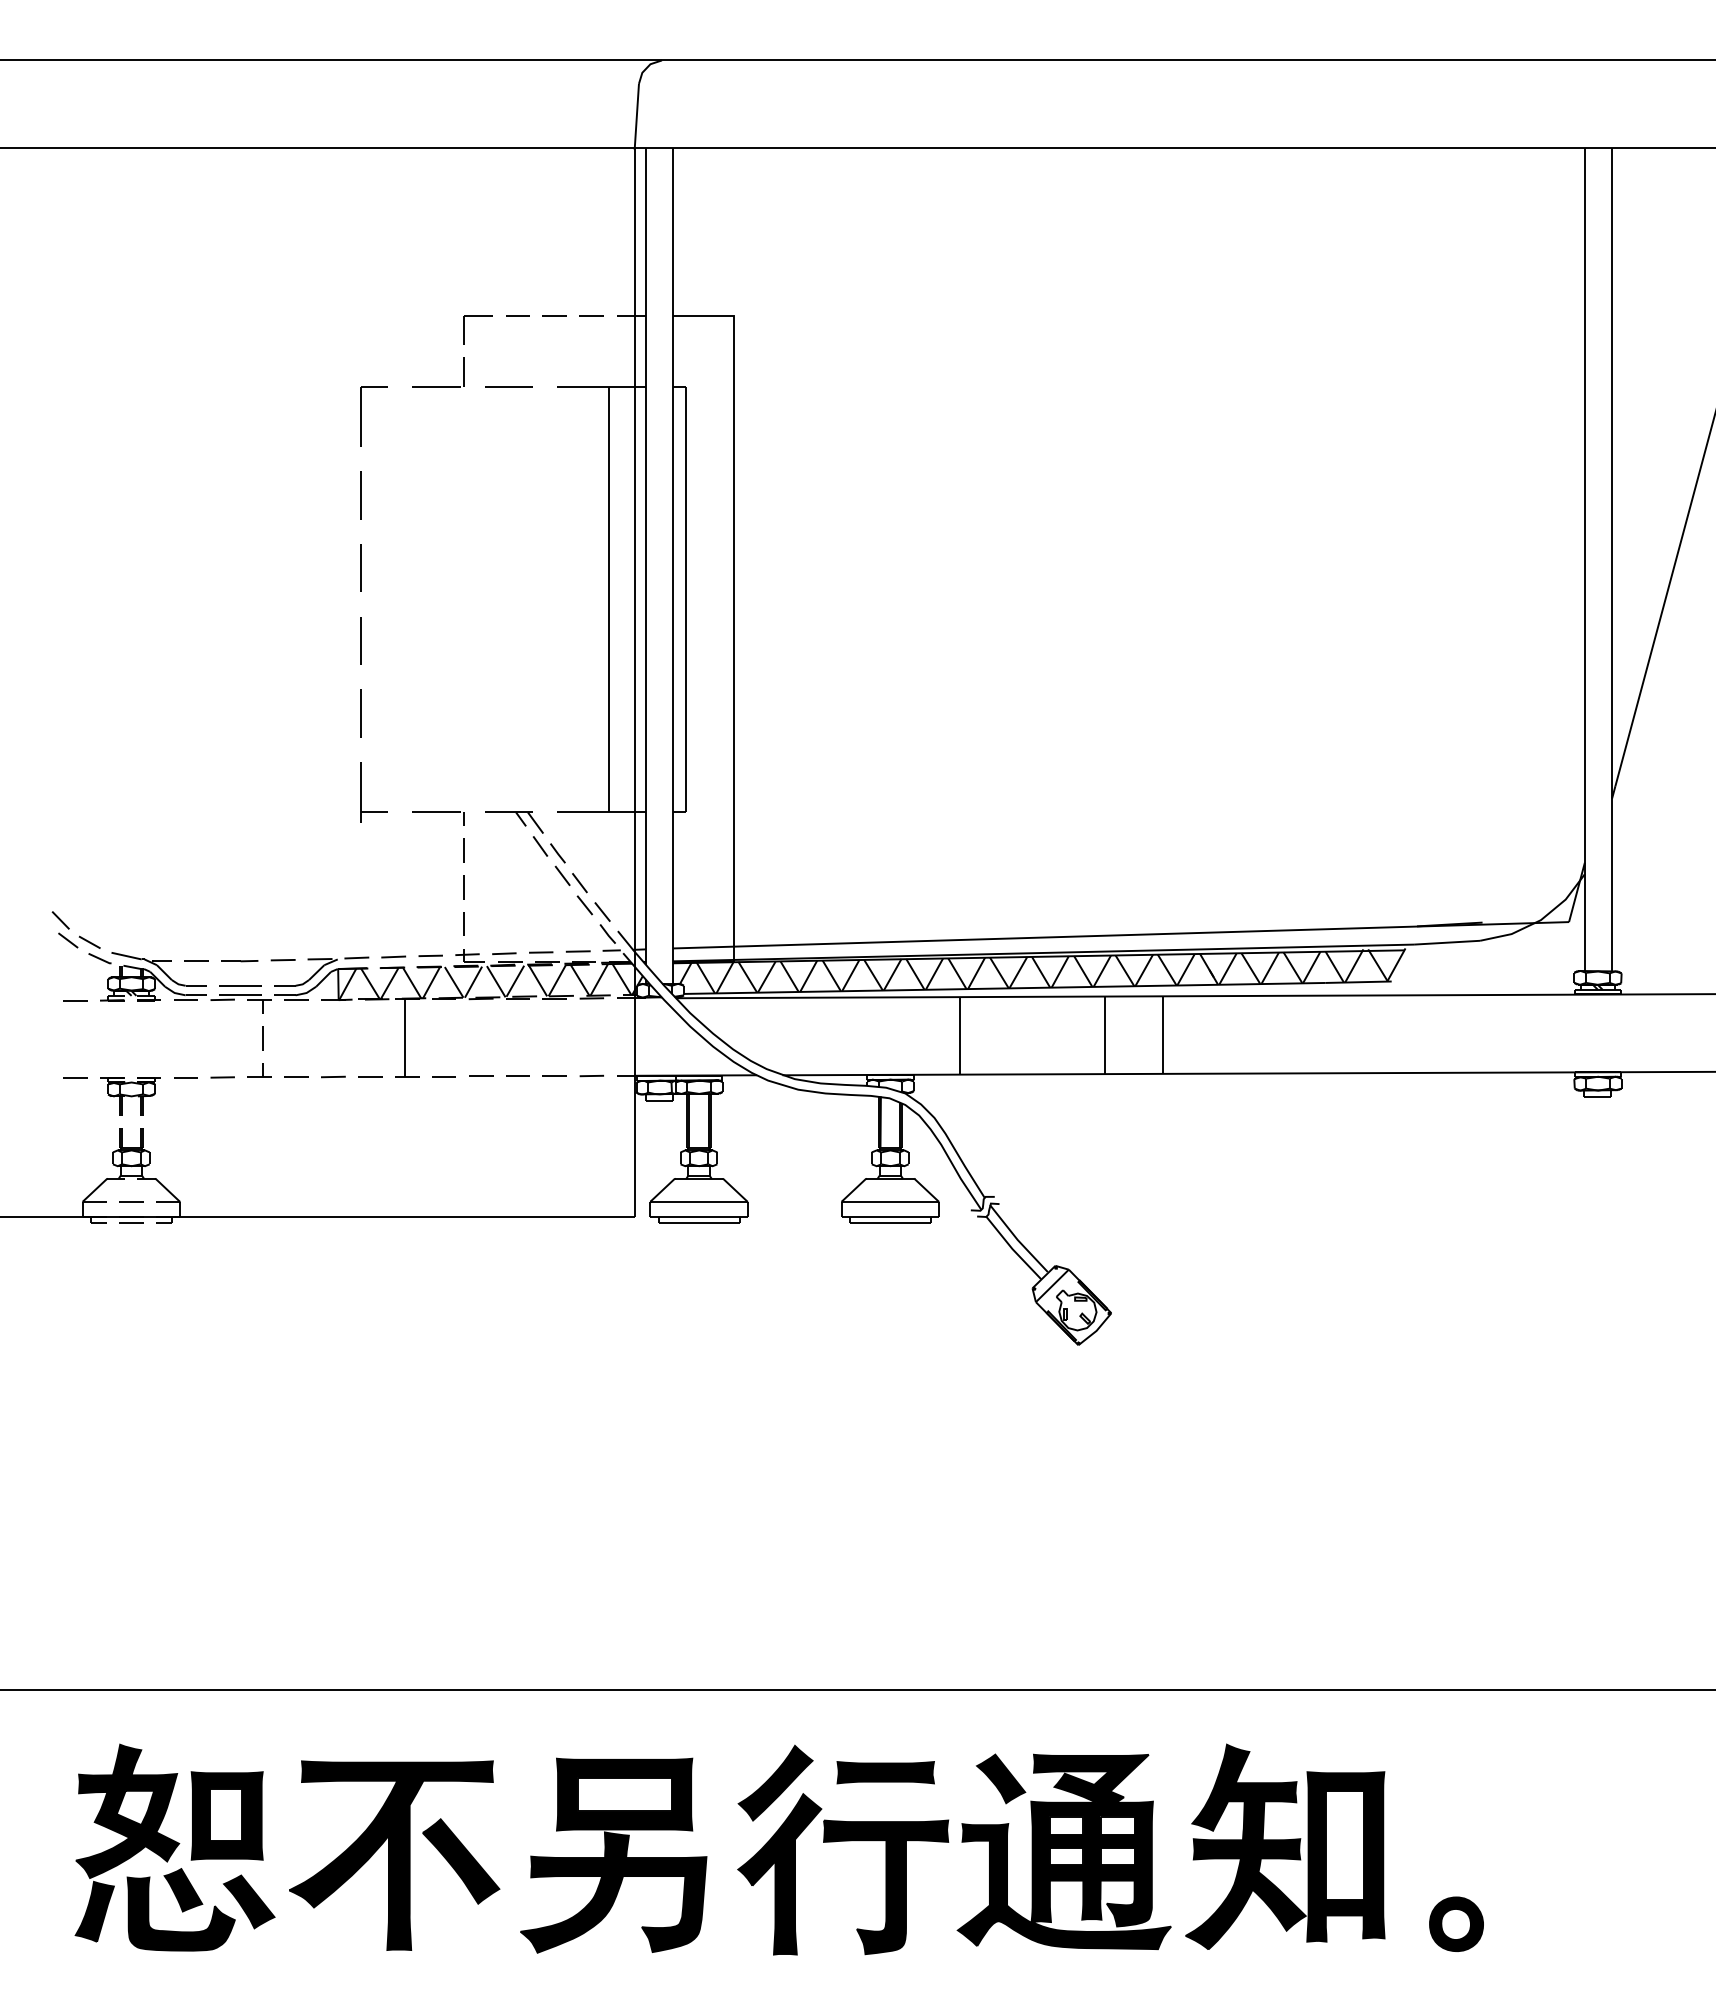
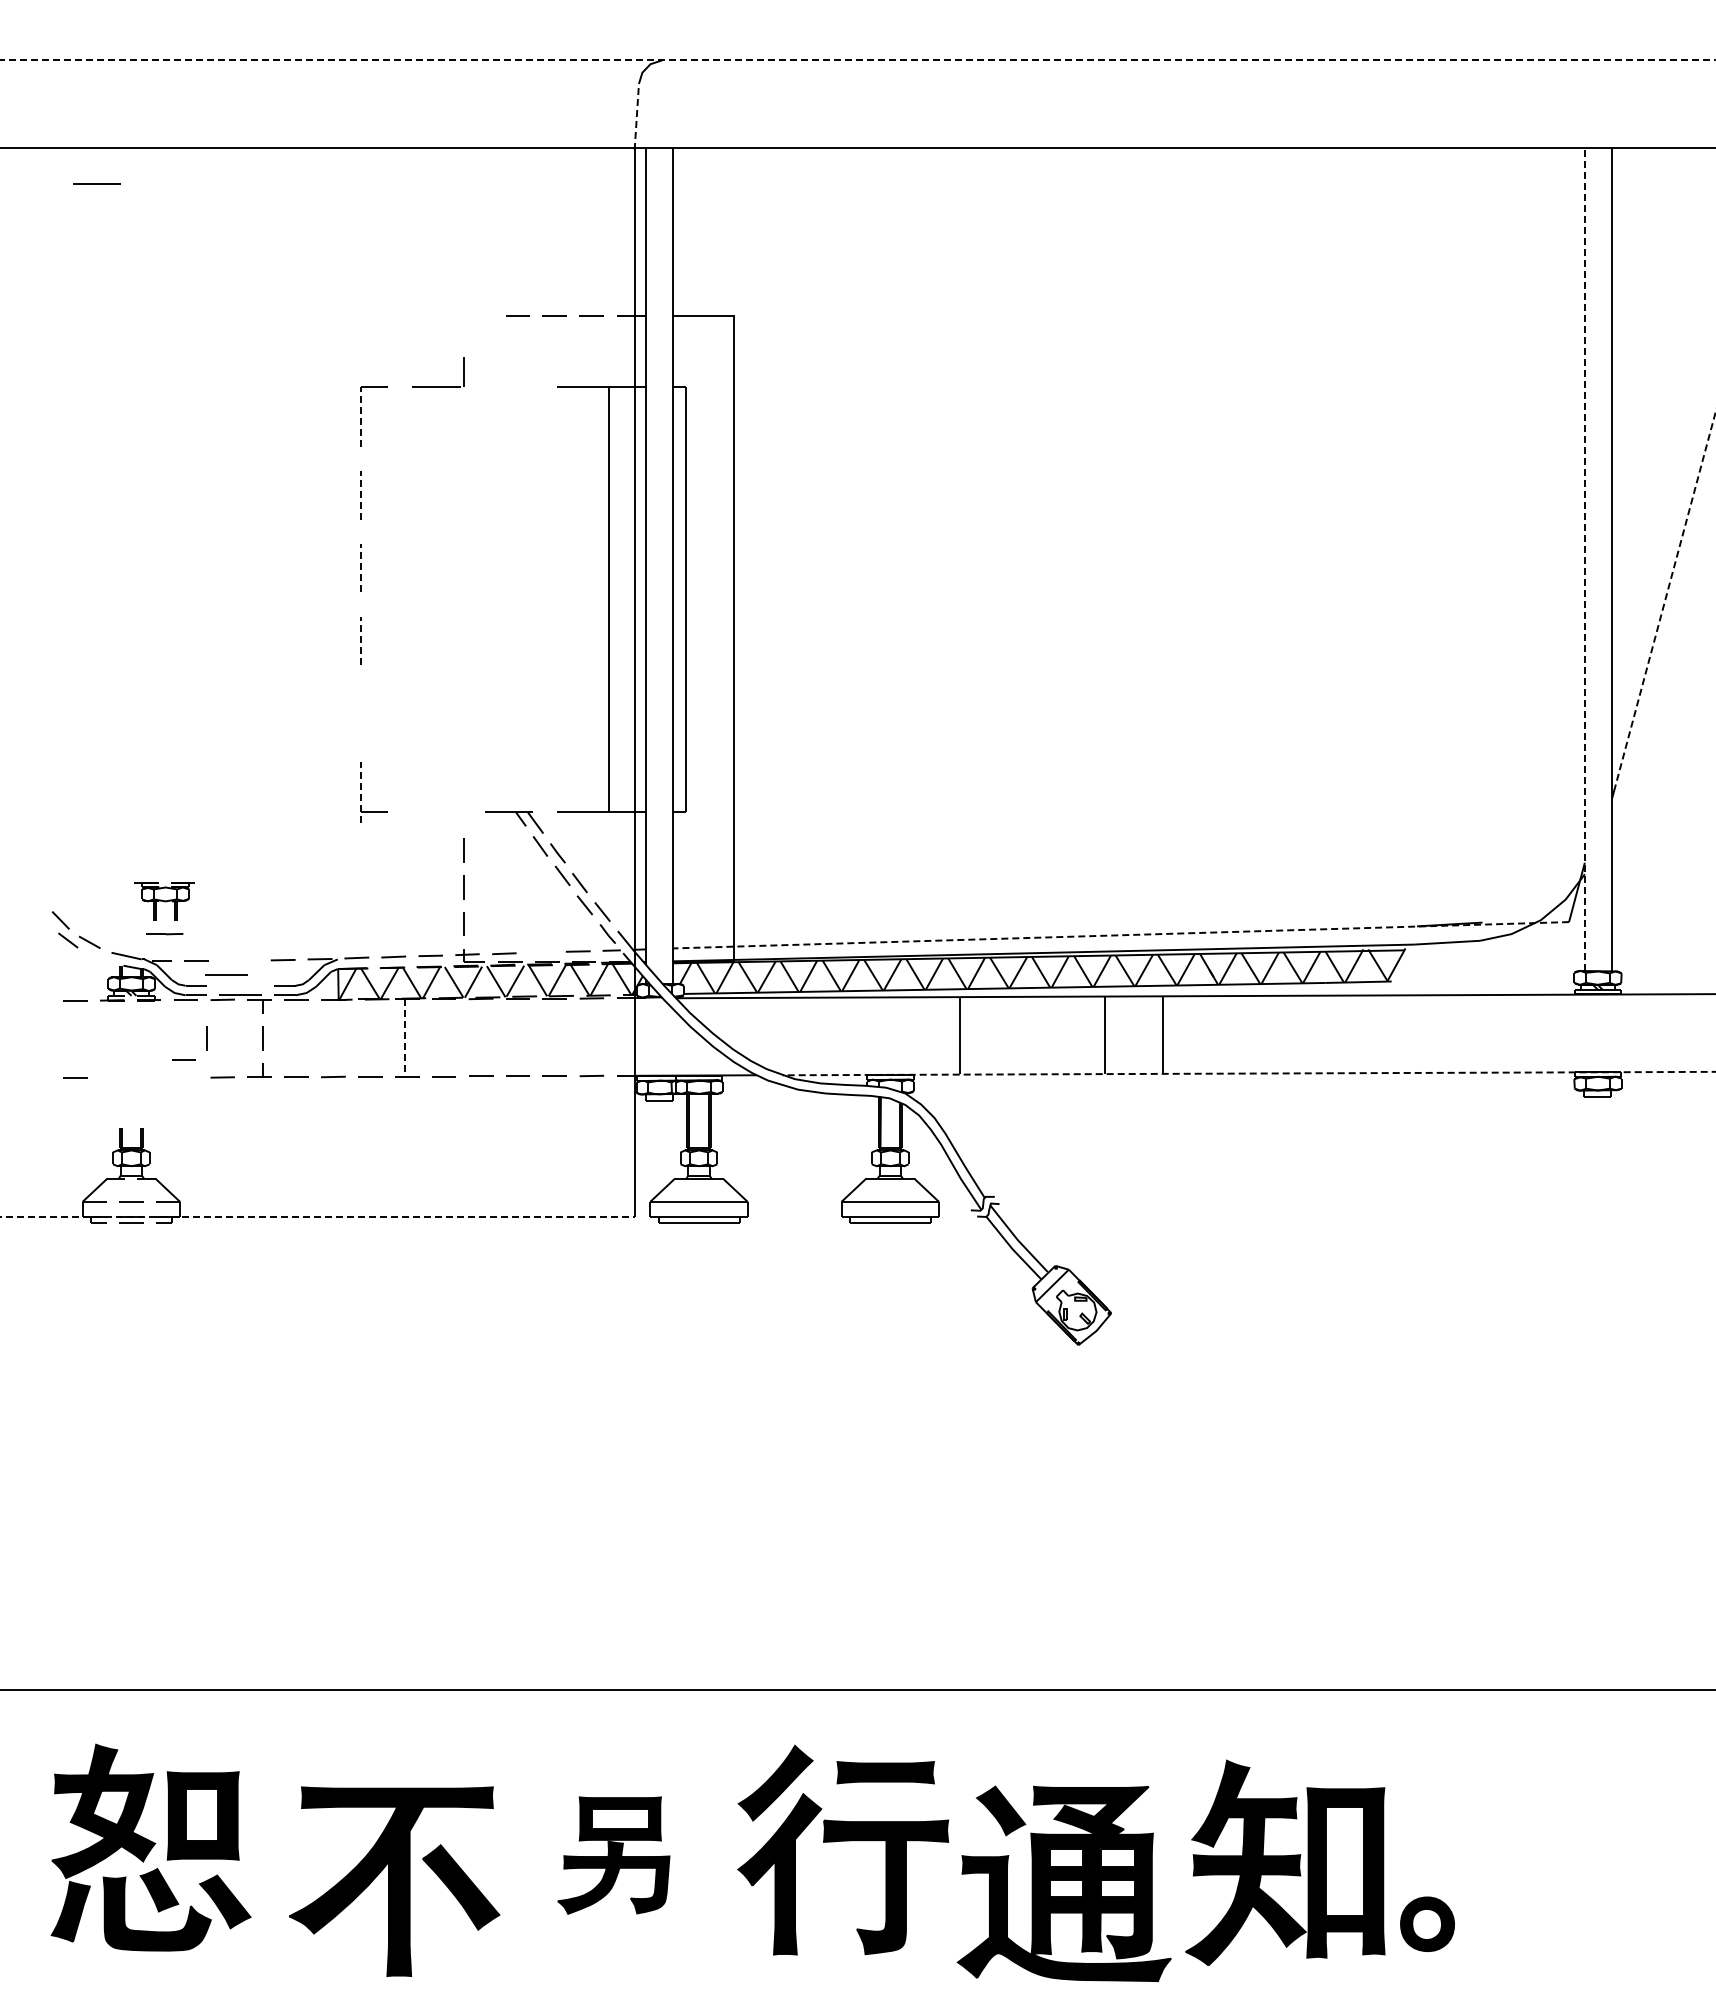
line: solid -> dashed (858, 60)
line: solid -> dashed (636, 116)
part: present -> none (477, 316)
line position: (508, 386) -> (96, 183) (96, 183)
line: solid -> dashed (361, 416)
line: solid -> dashed (361, 495)
line: solid -> dashed (1584, 559)
line: solid -> dashed (361, 567)
line: solid -> dashed (1665, 598)
line: solid -> dashed (361, 640)
line: present -> none (360, 713)
line: solid -> dashed (361, 791)
part: present -> none (438, 818)
line: solid -> dashed (1120, 935)
line: present -> none (541, 952)
line: present -> none (99, 958)
line position: (239, 961) -> (164, 934) (164, 934)
line position: (240, 985) -> (226, 974) (226, 974)
line: solid -> dashed (405, 1037)
line: none -> present (206, 1038)
line: solid -> dashed (1249, 1073)
line position: (185, 1077) -> (183, 1059) (183, 1059)
part position: (130, 1096) -> (164, 901) (164, 901)
line: solid -> dashed (317, 1216)
part position: (1285, 1846) -> (1285, 1862) (1285, 1862)
part position: (174, 1847) -> (150, 1847) (150, 1847)
part position: (1063, 1851) -> (1063, 1883) (1063, 1883)
part position: (394, 1855) -> (394, 1881) (394, 1881)
part size: 188x197 px -> 114x119 px (613, 1855)
part position: (1456, 1923) -> (1427, 1923) (1427, 1923)
